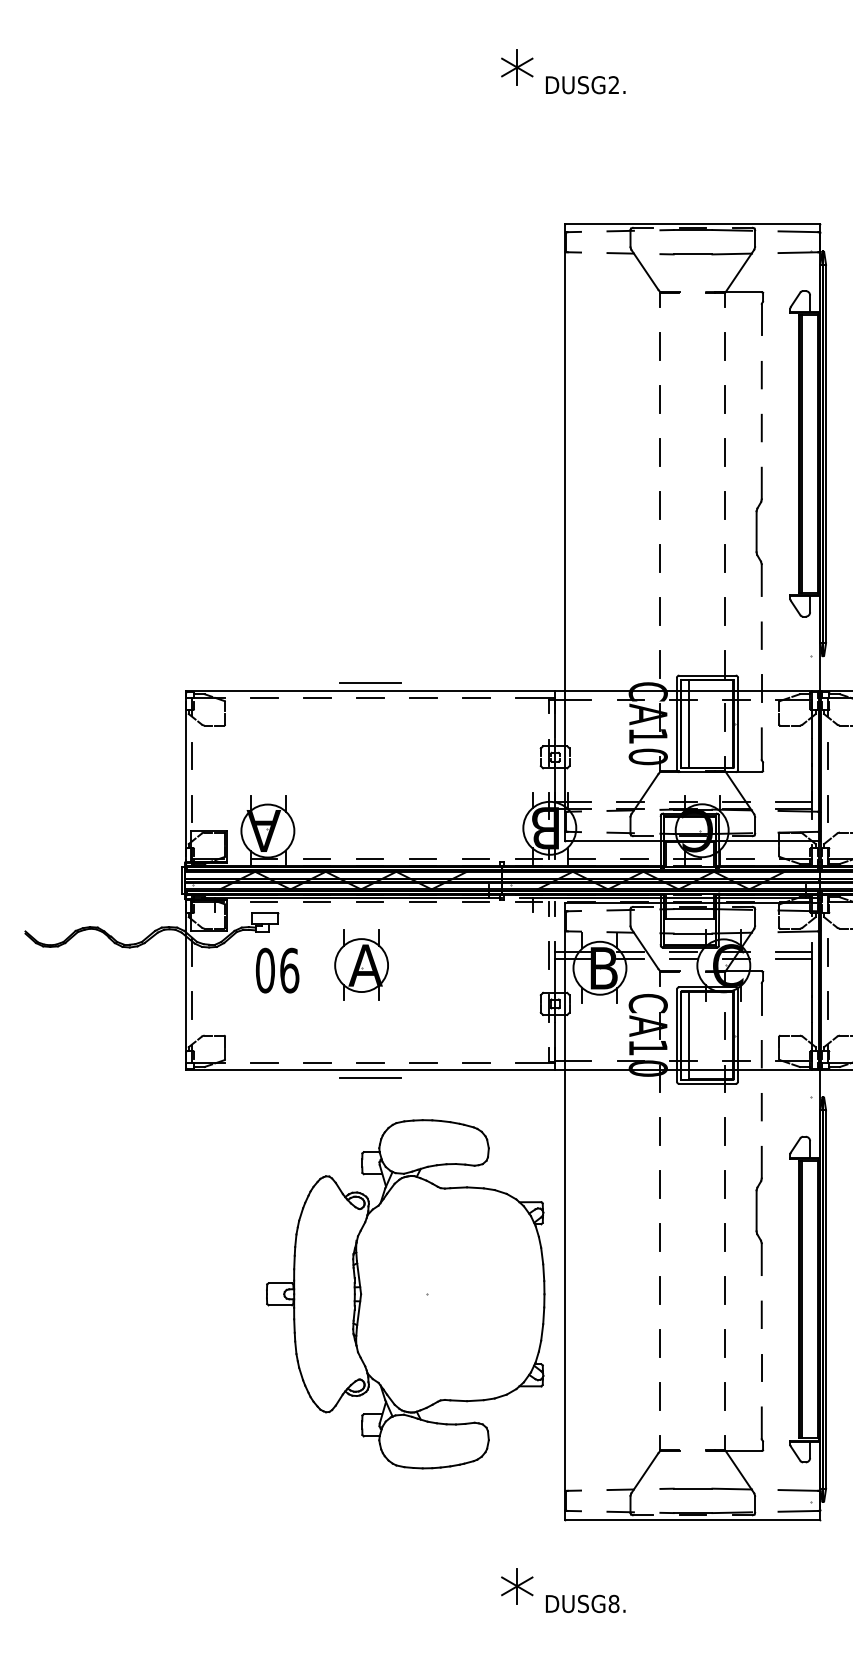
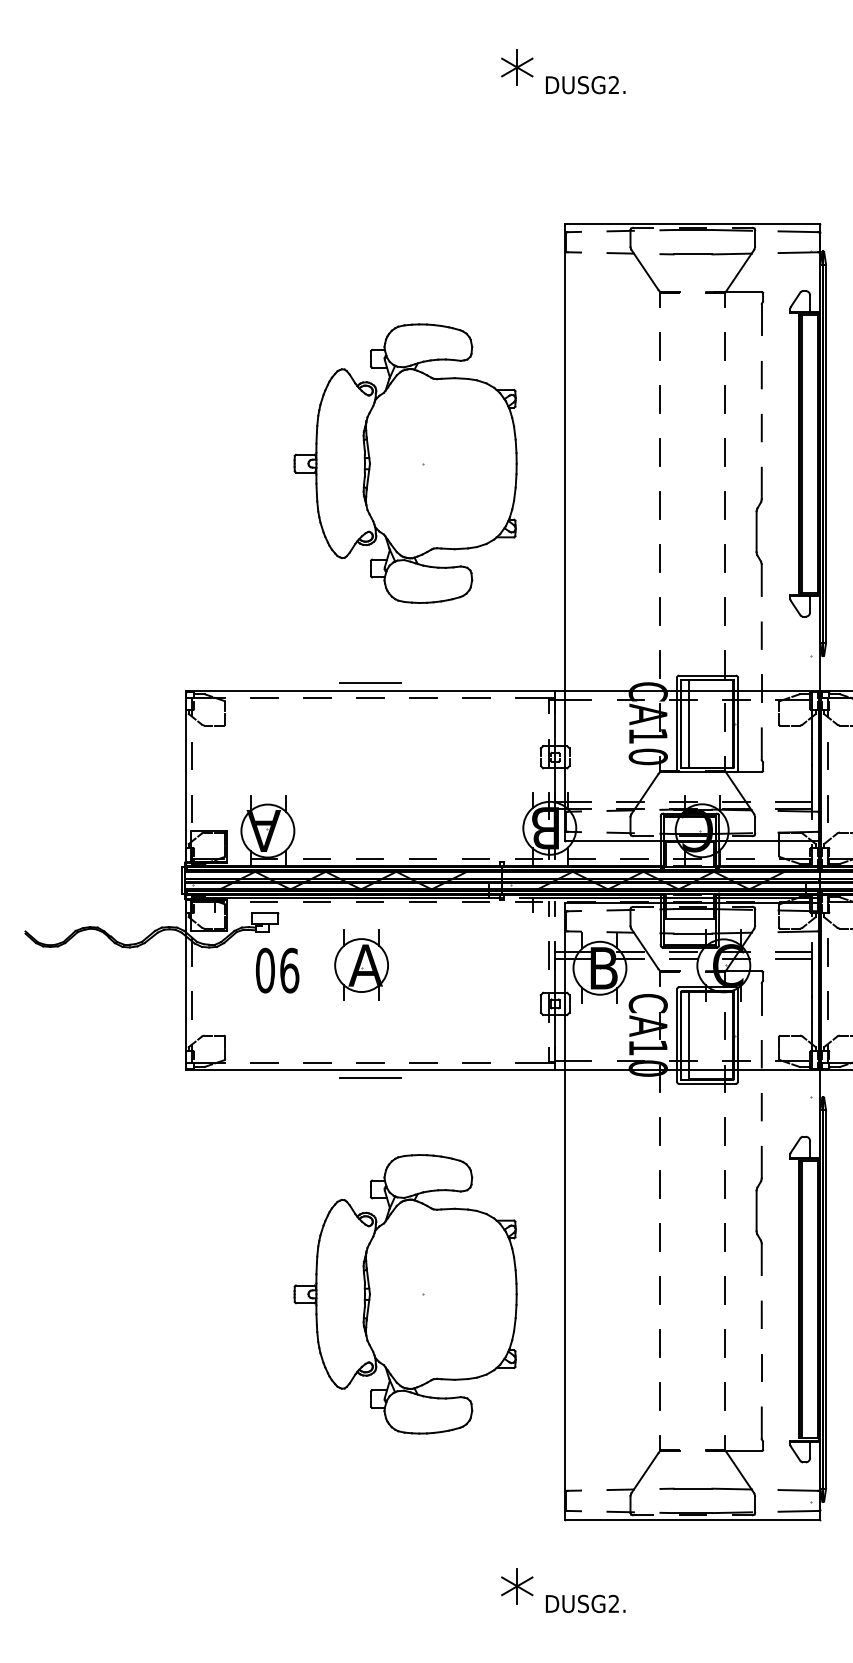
part: none -> present (405, 463)
part size: 280x351 px -> 225x281 px (405, 1294)
text: DUSG8. -> DUSG2. (613, 1604)
